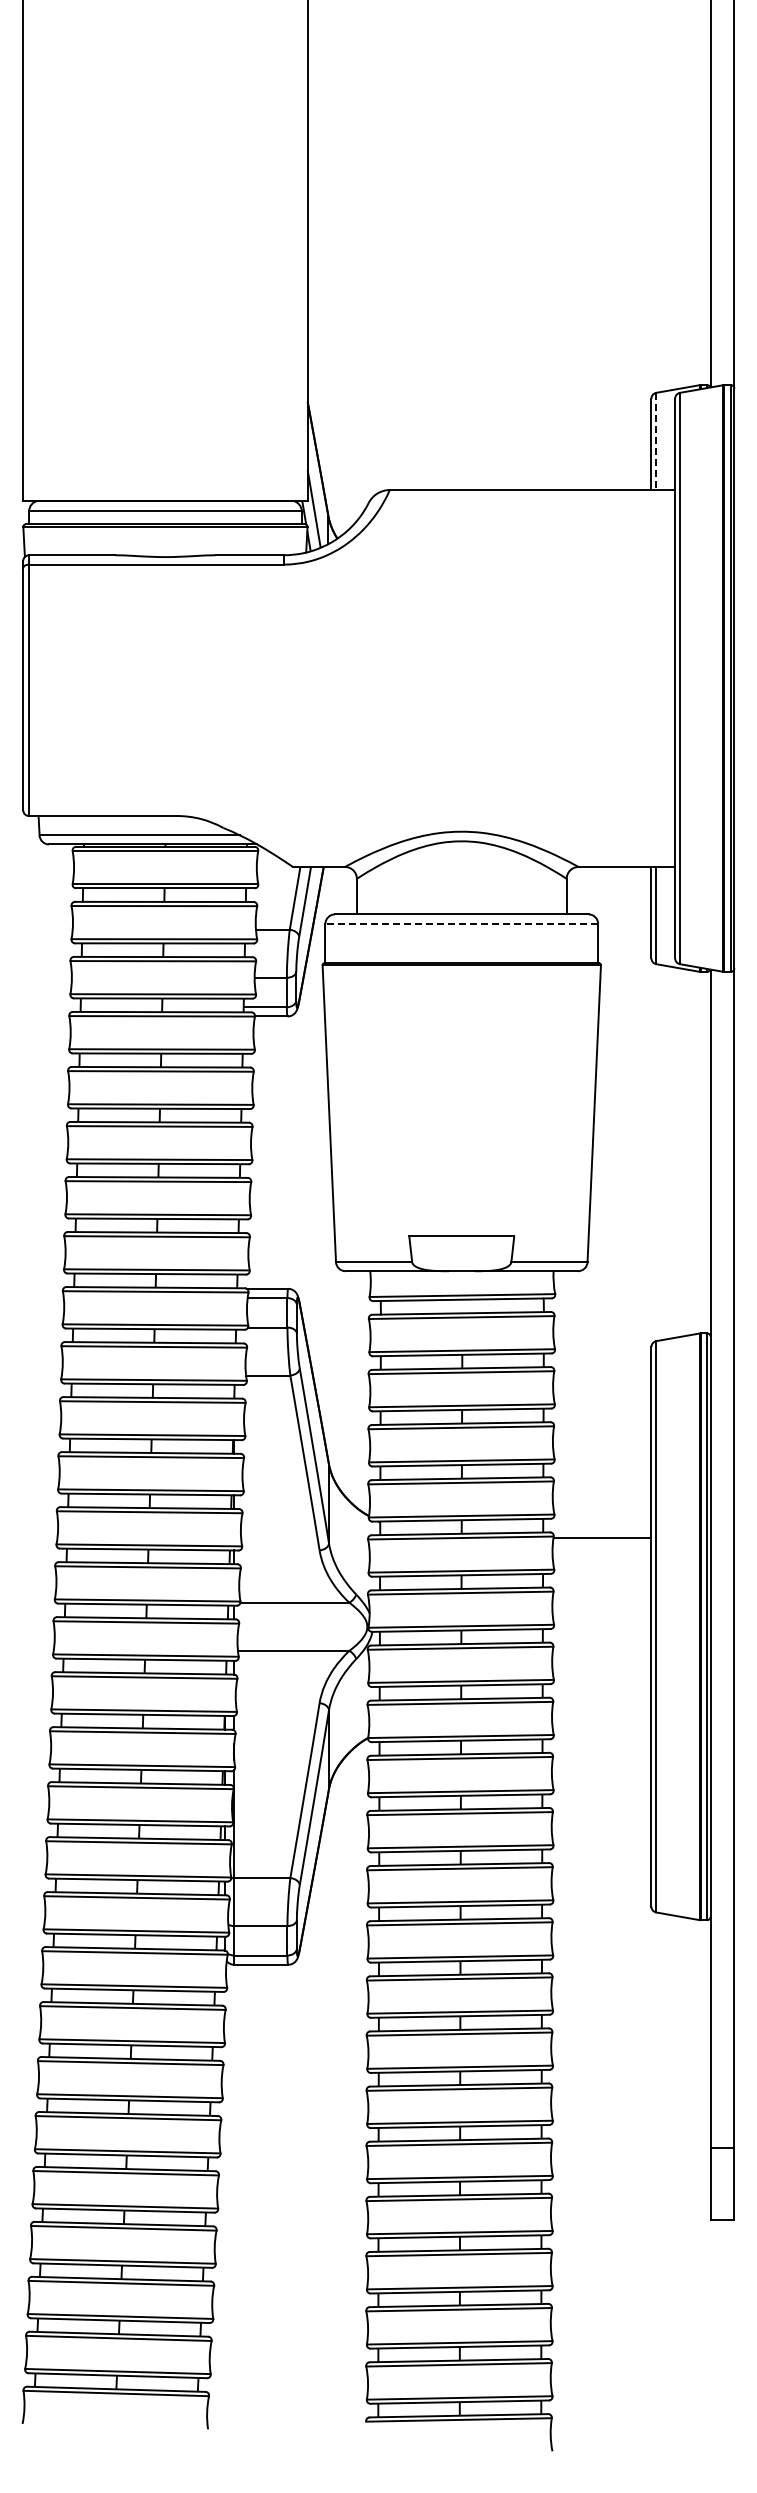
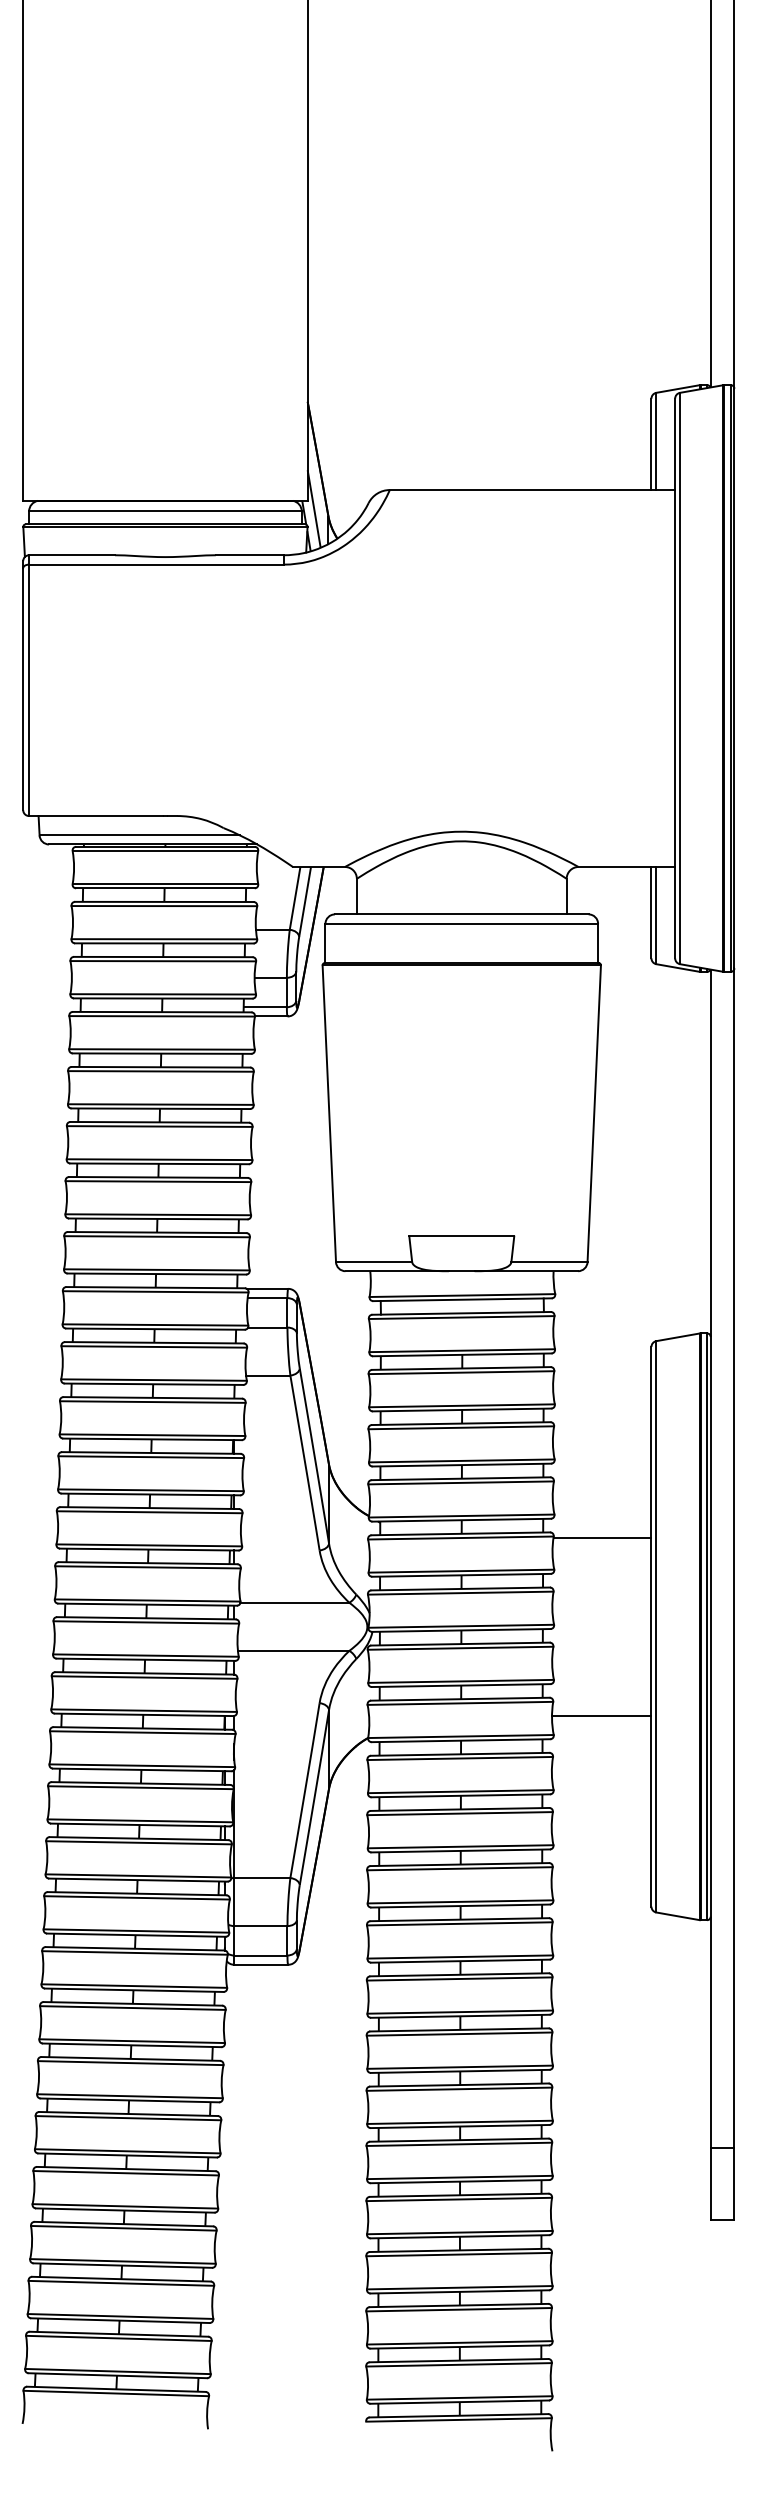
line: dashed -> solid (656, 441)
line: dashed -> solid (461, 923)
line: none -> present (601, 1715)
